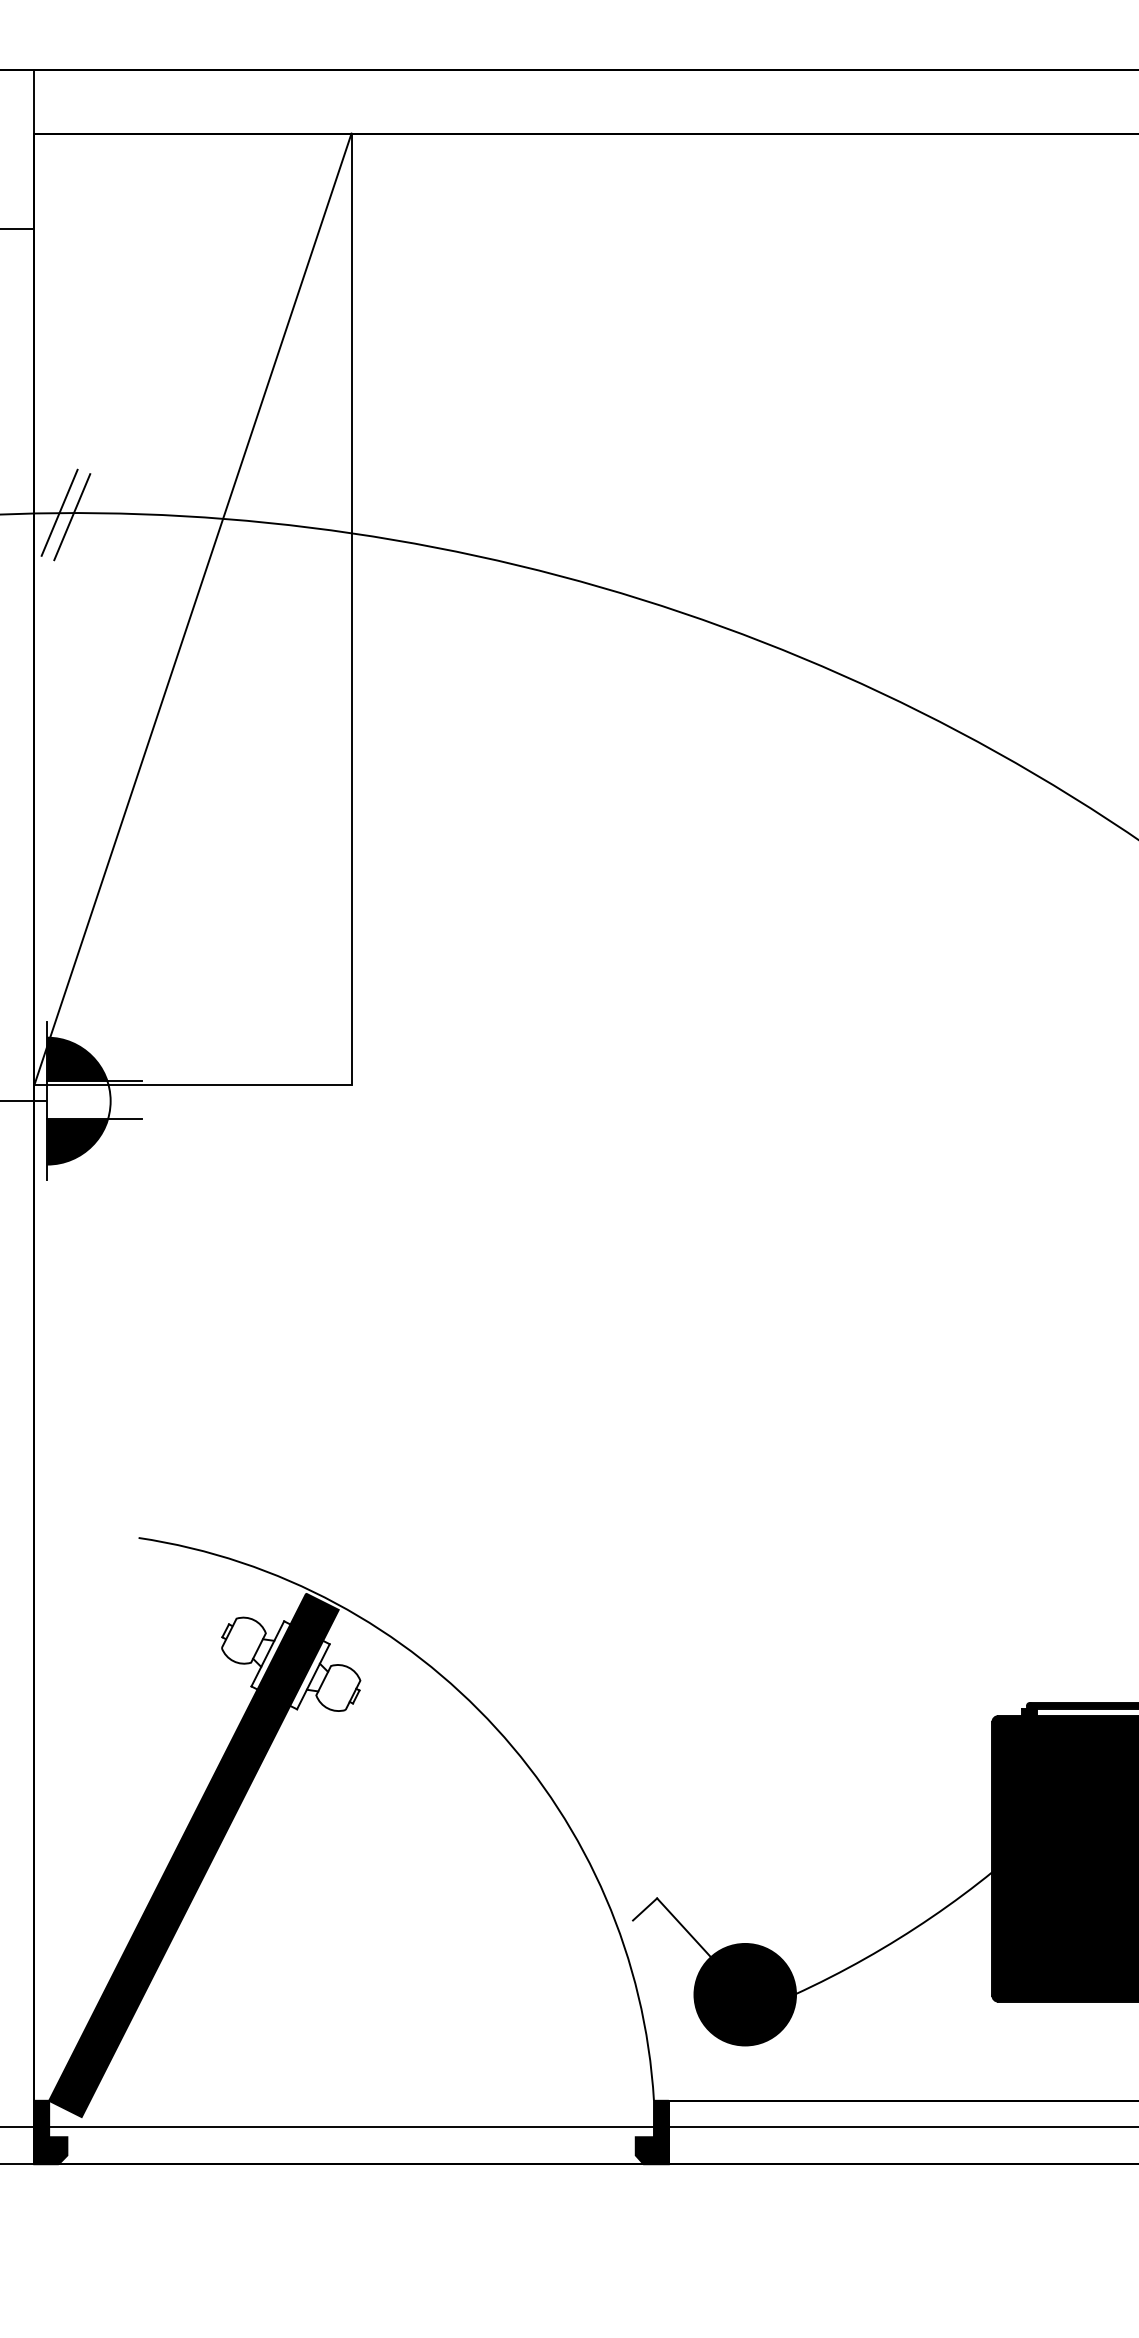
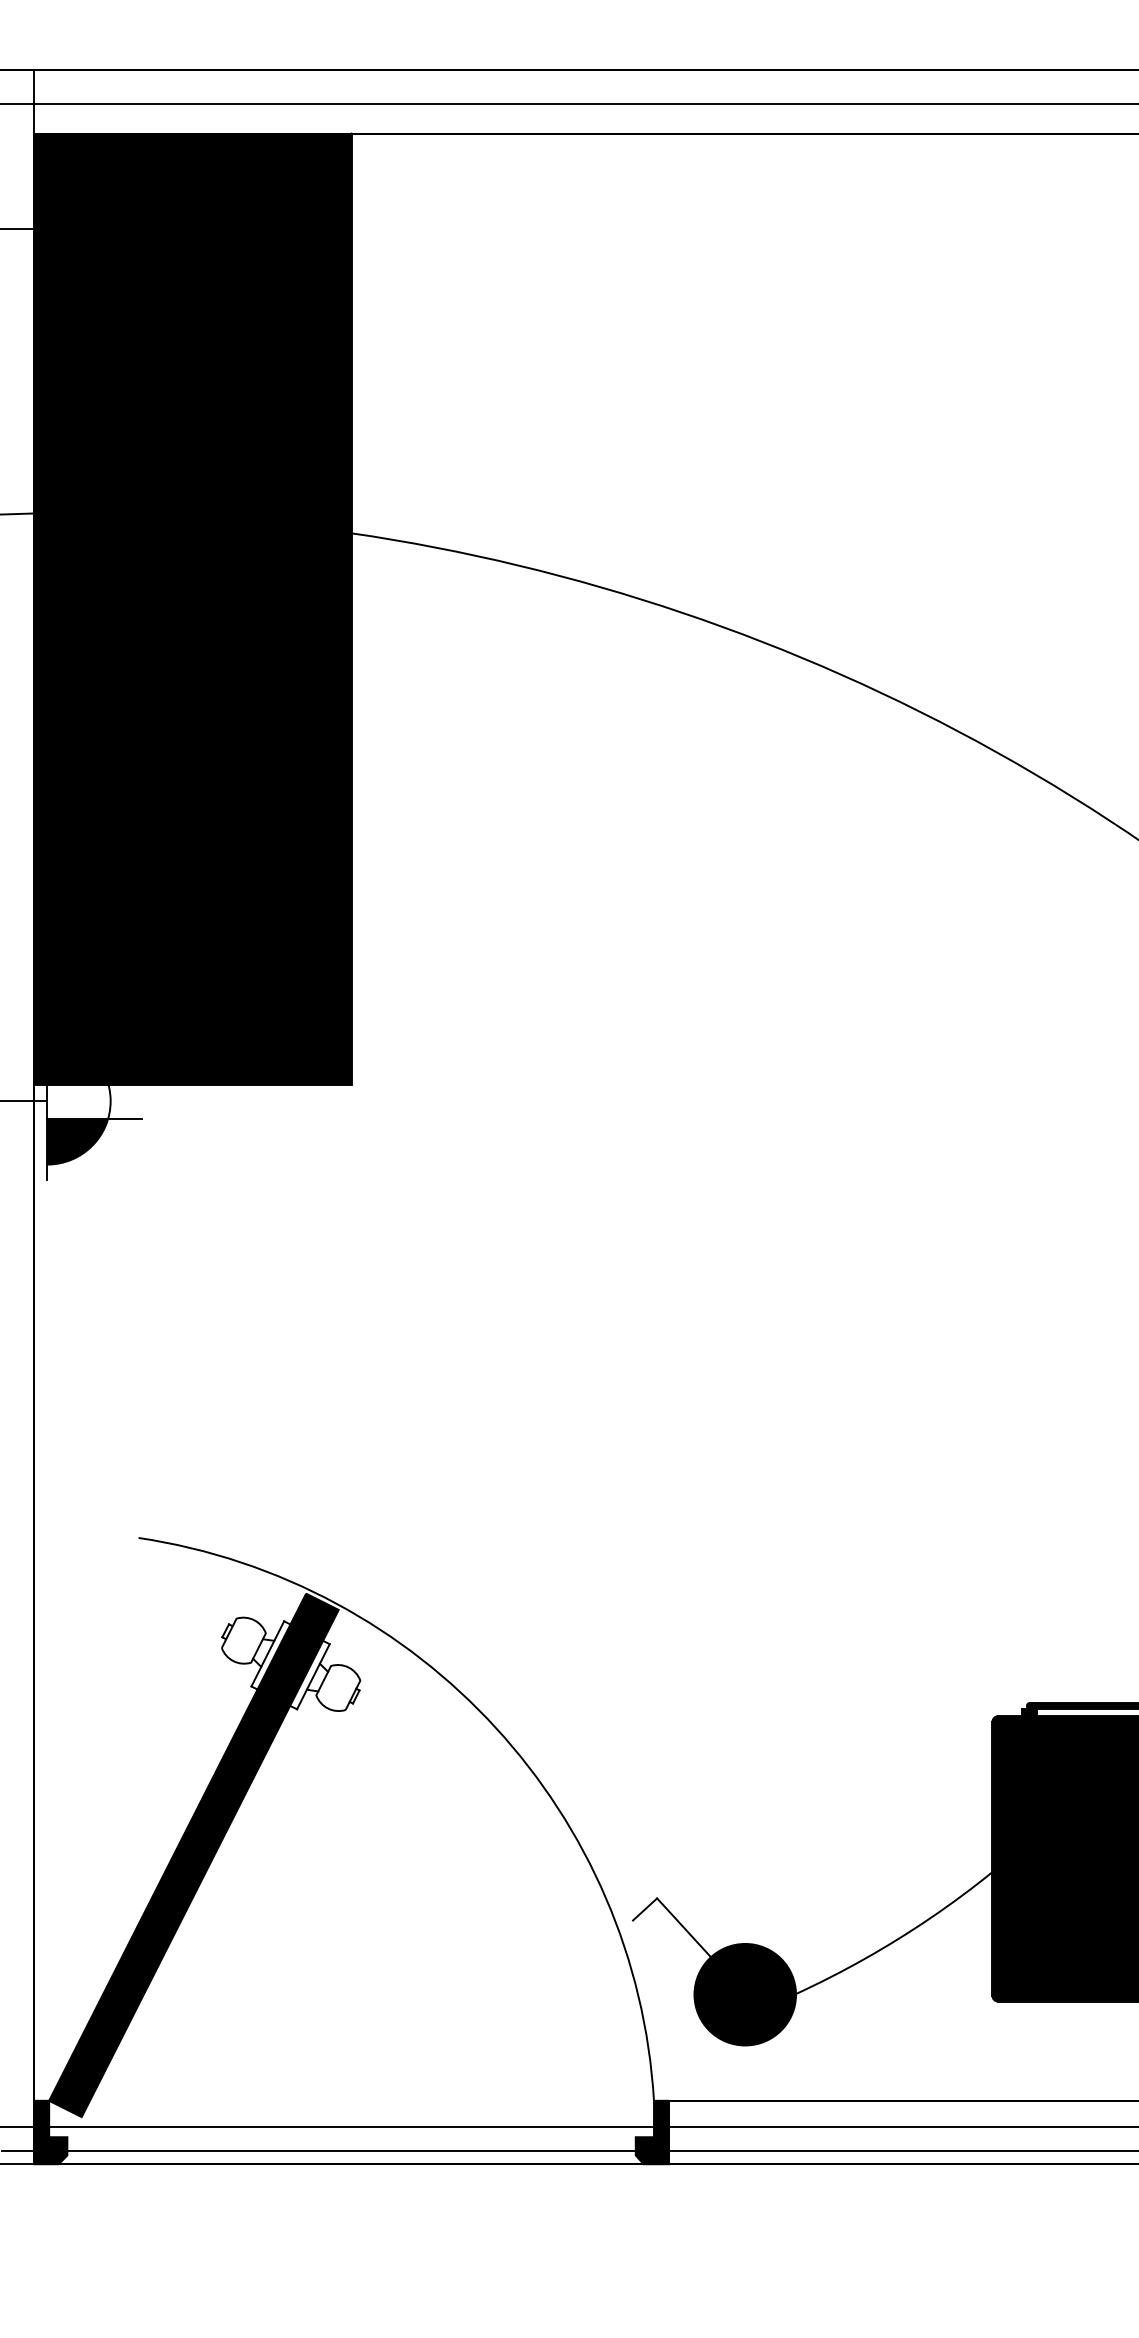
line: none -> present (568, 103)
fill: none -> present (192, 609)
line: none -> present (568, 2150)
